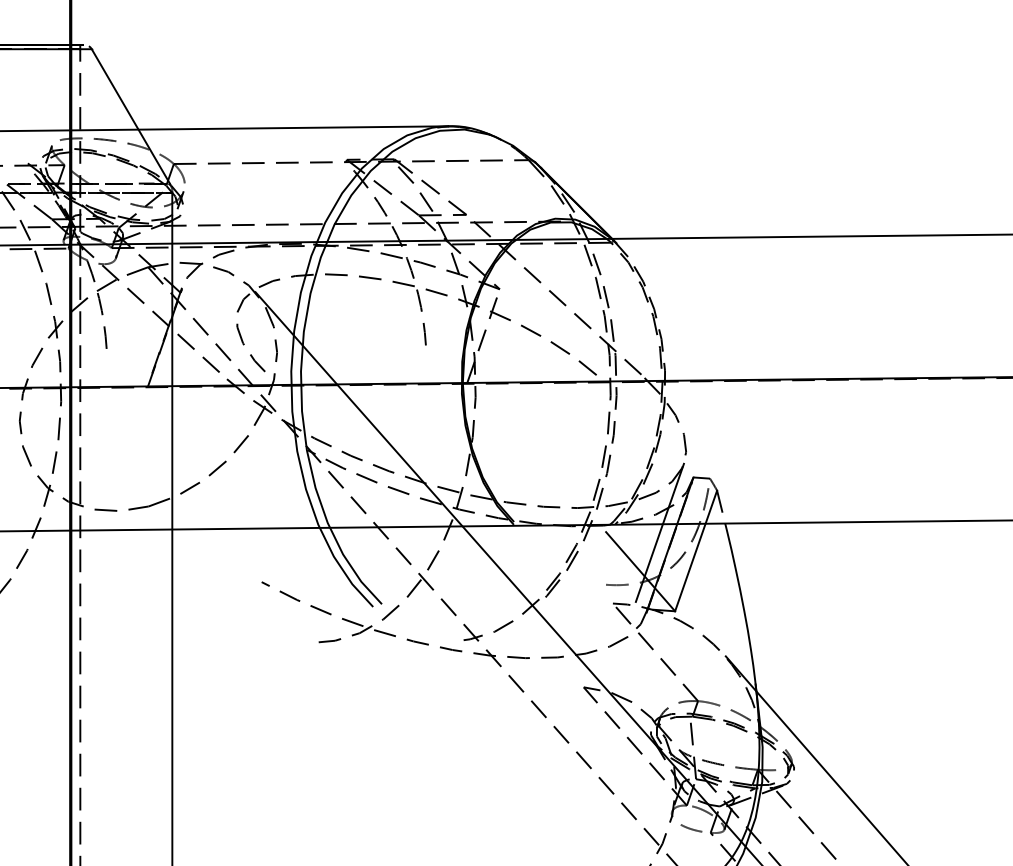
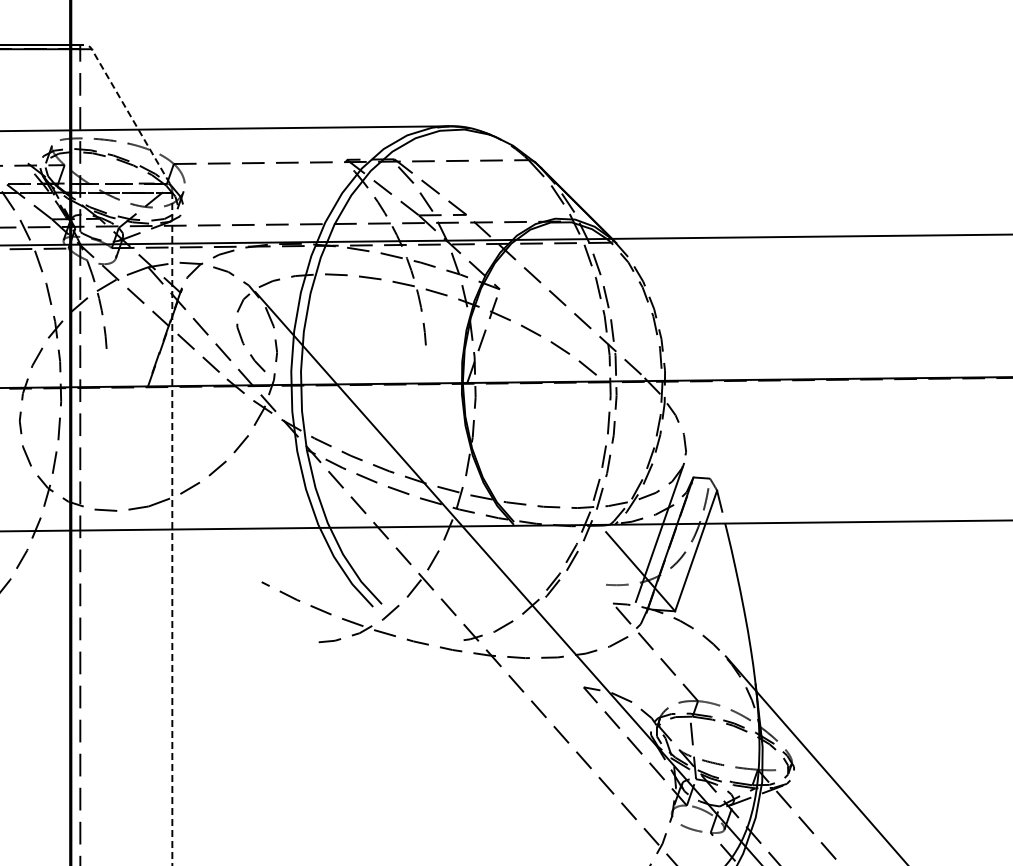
line: solid -> dashed (130, 116)
line: solid -> dashed (172, 528)
